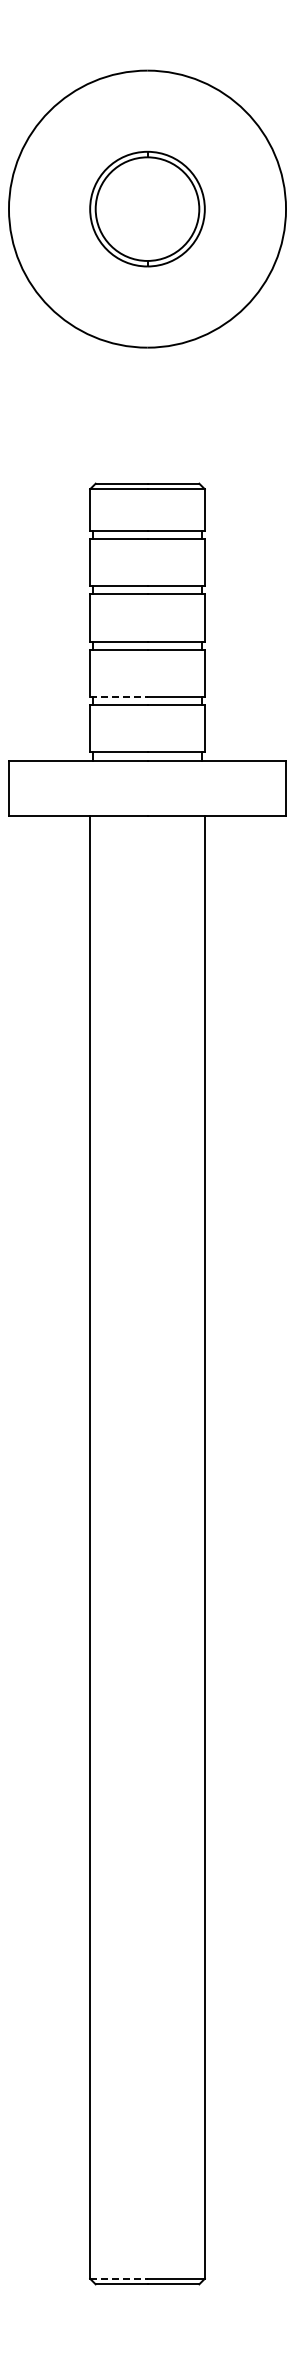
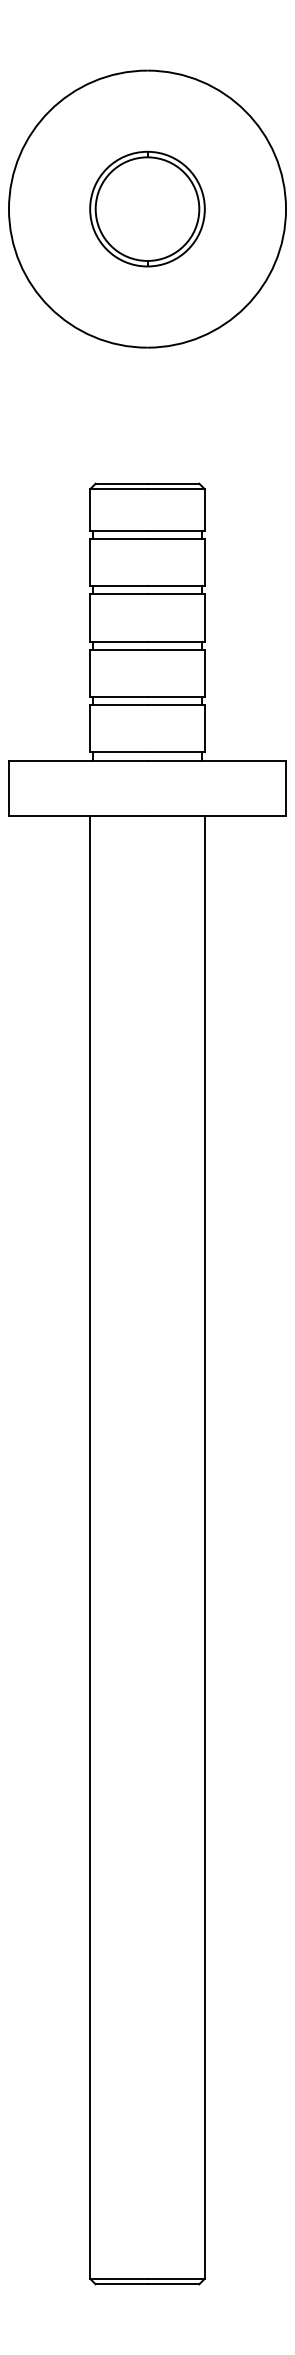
line: dashed -> solid (118, 697)
line: dashed -> solid (118, 2278)
